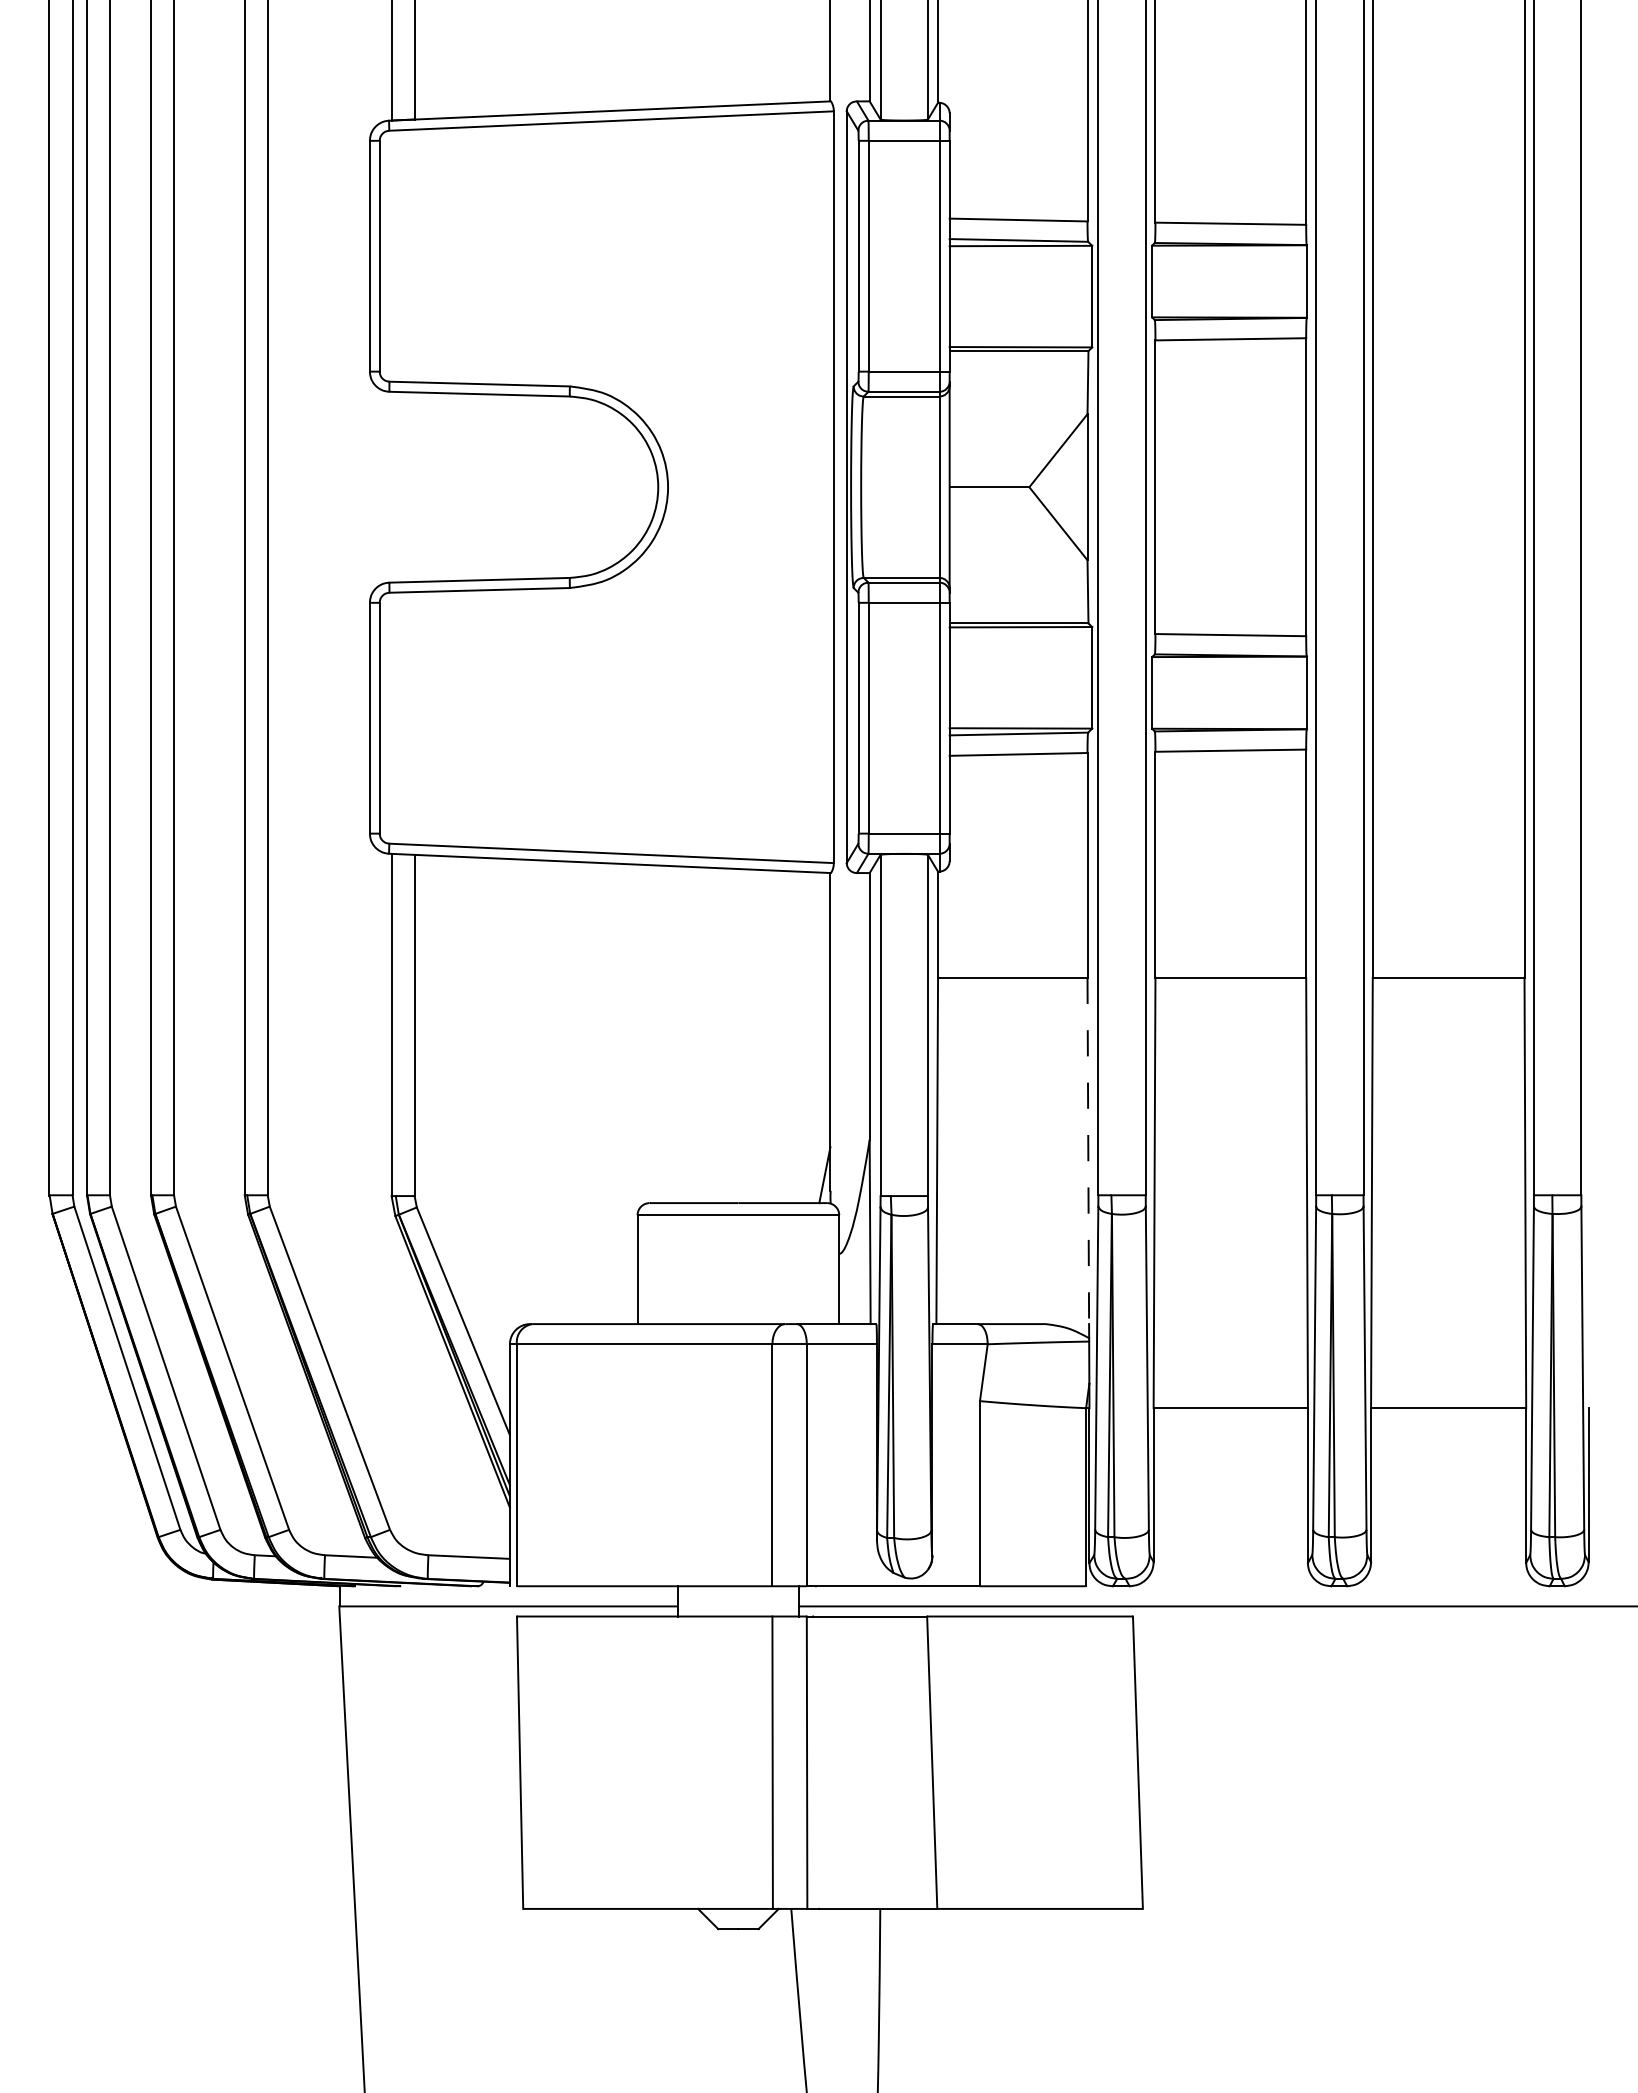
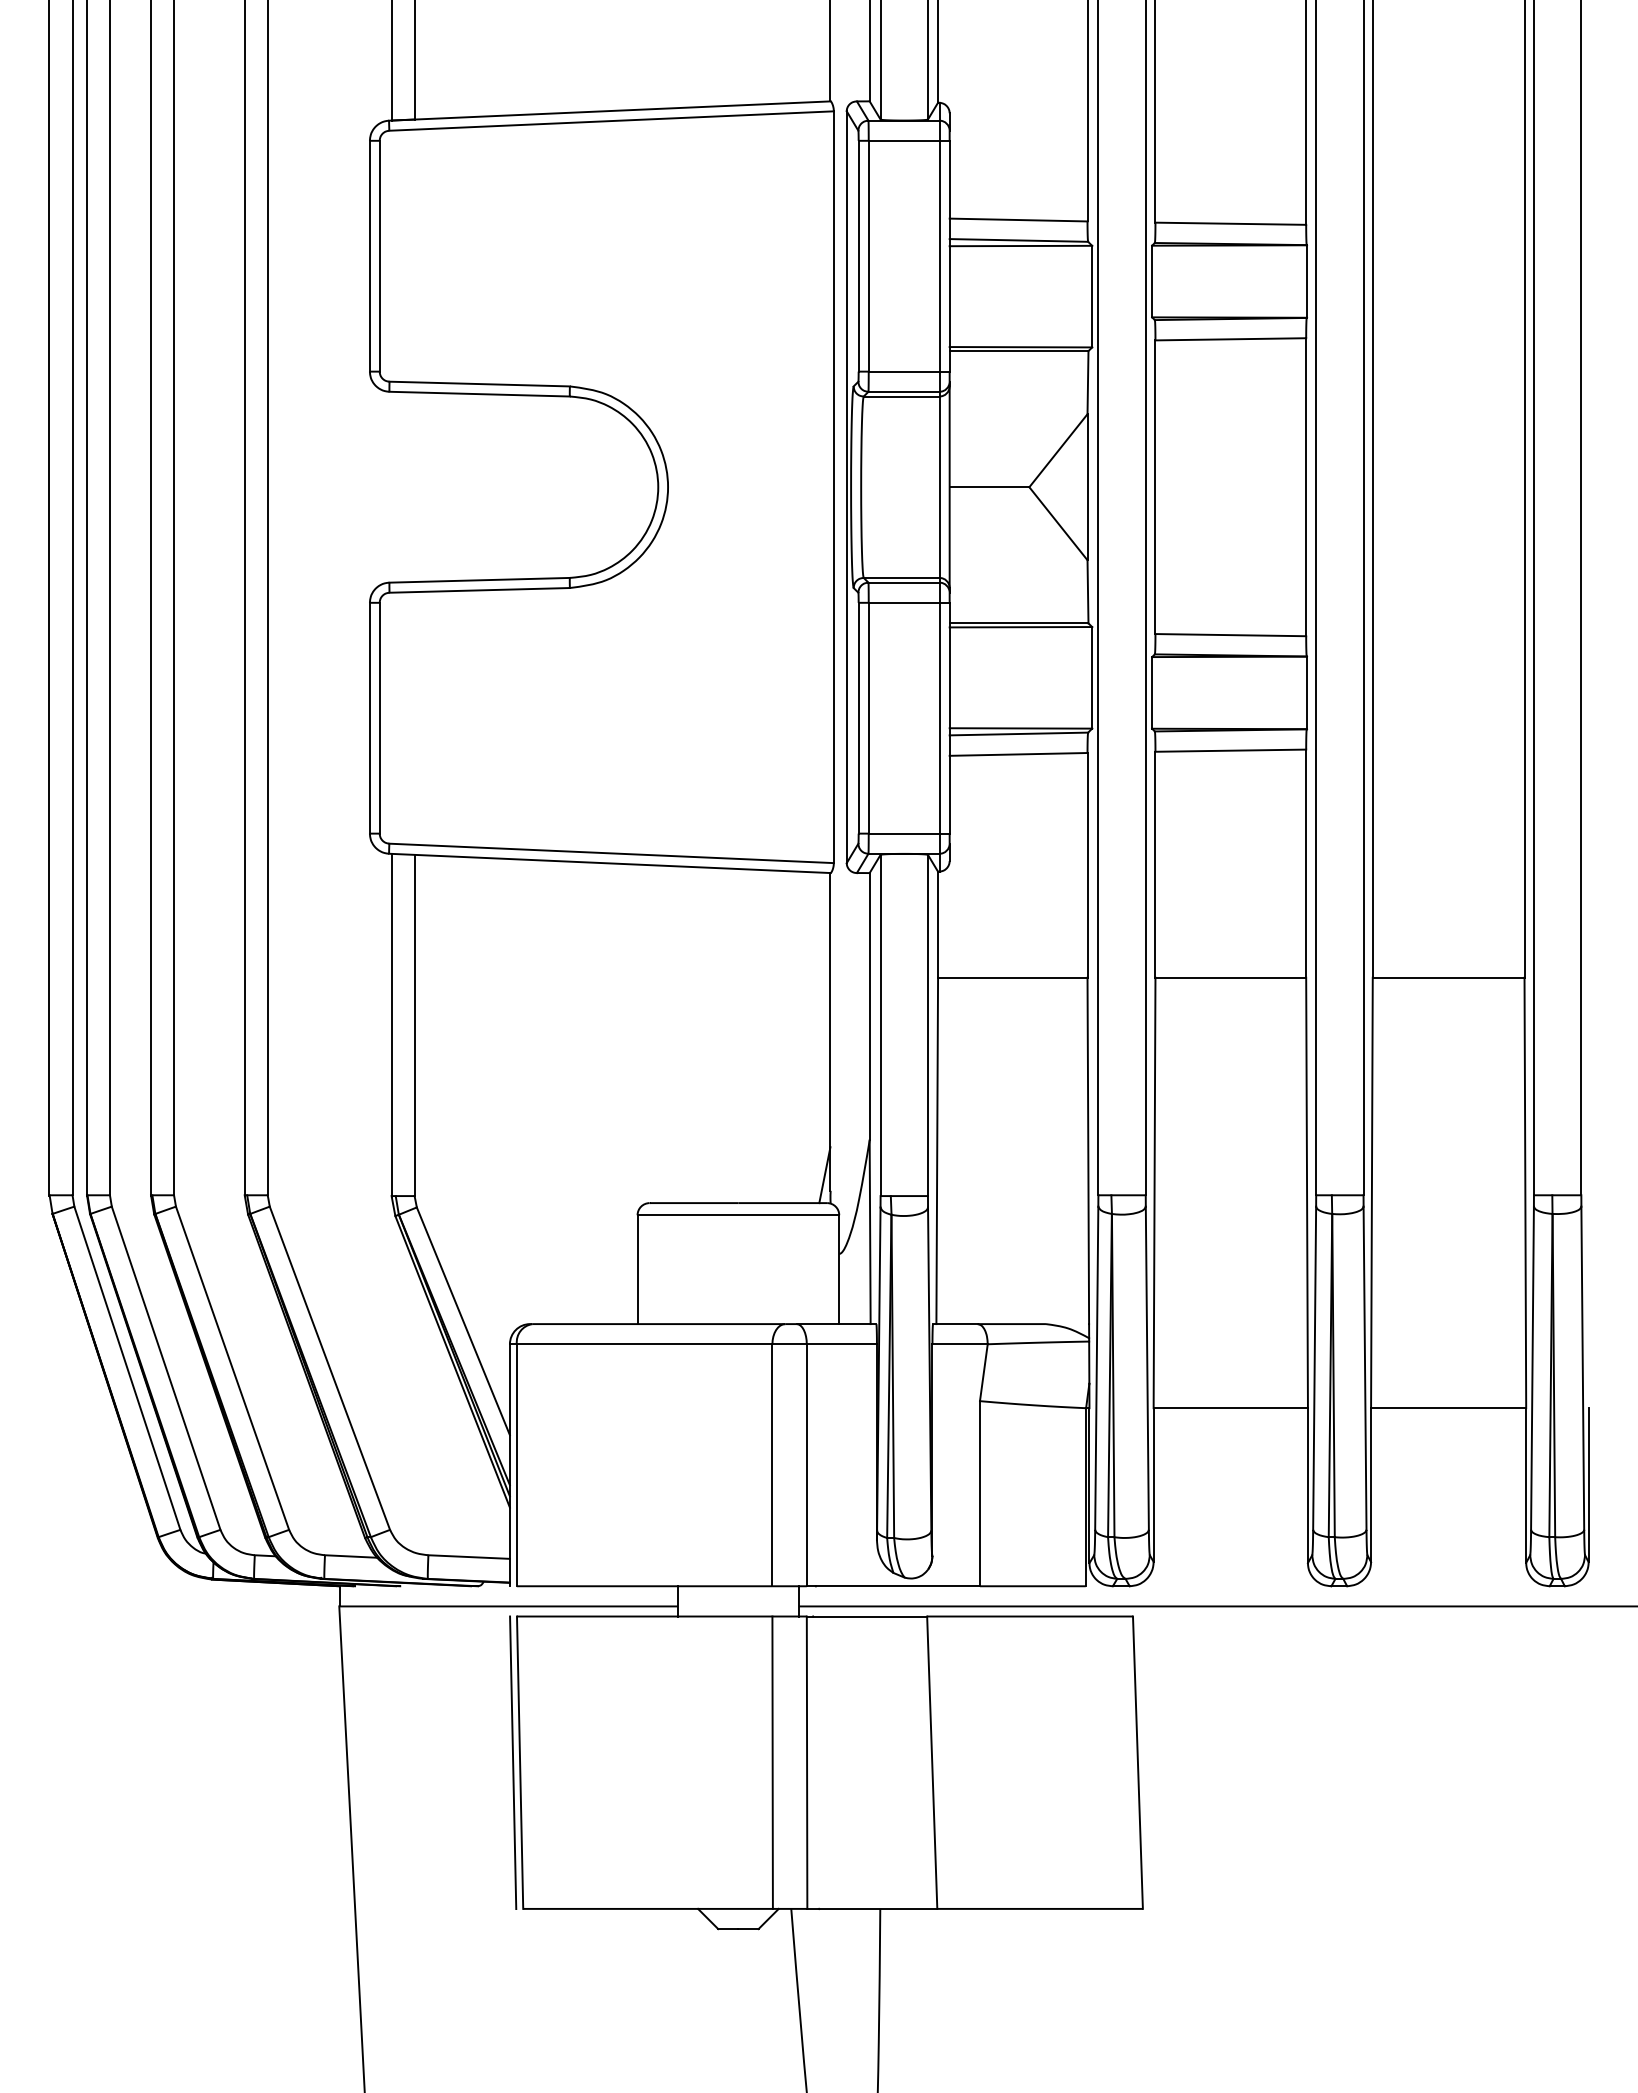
line: dashed -> solid (1088, 1151)
line: none -> present (513, 1762)
